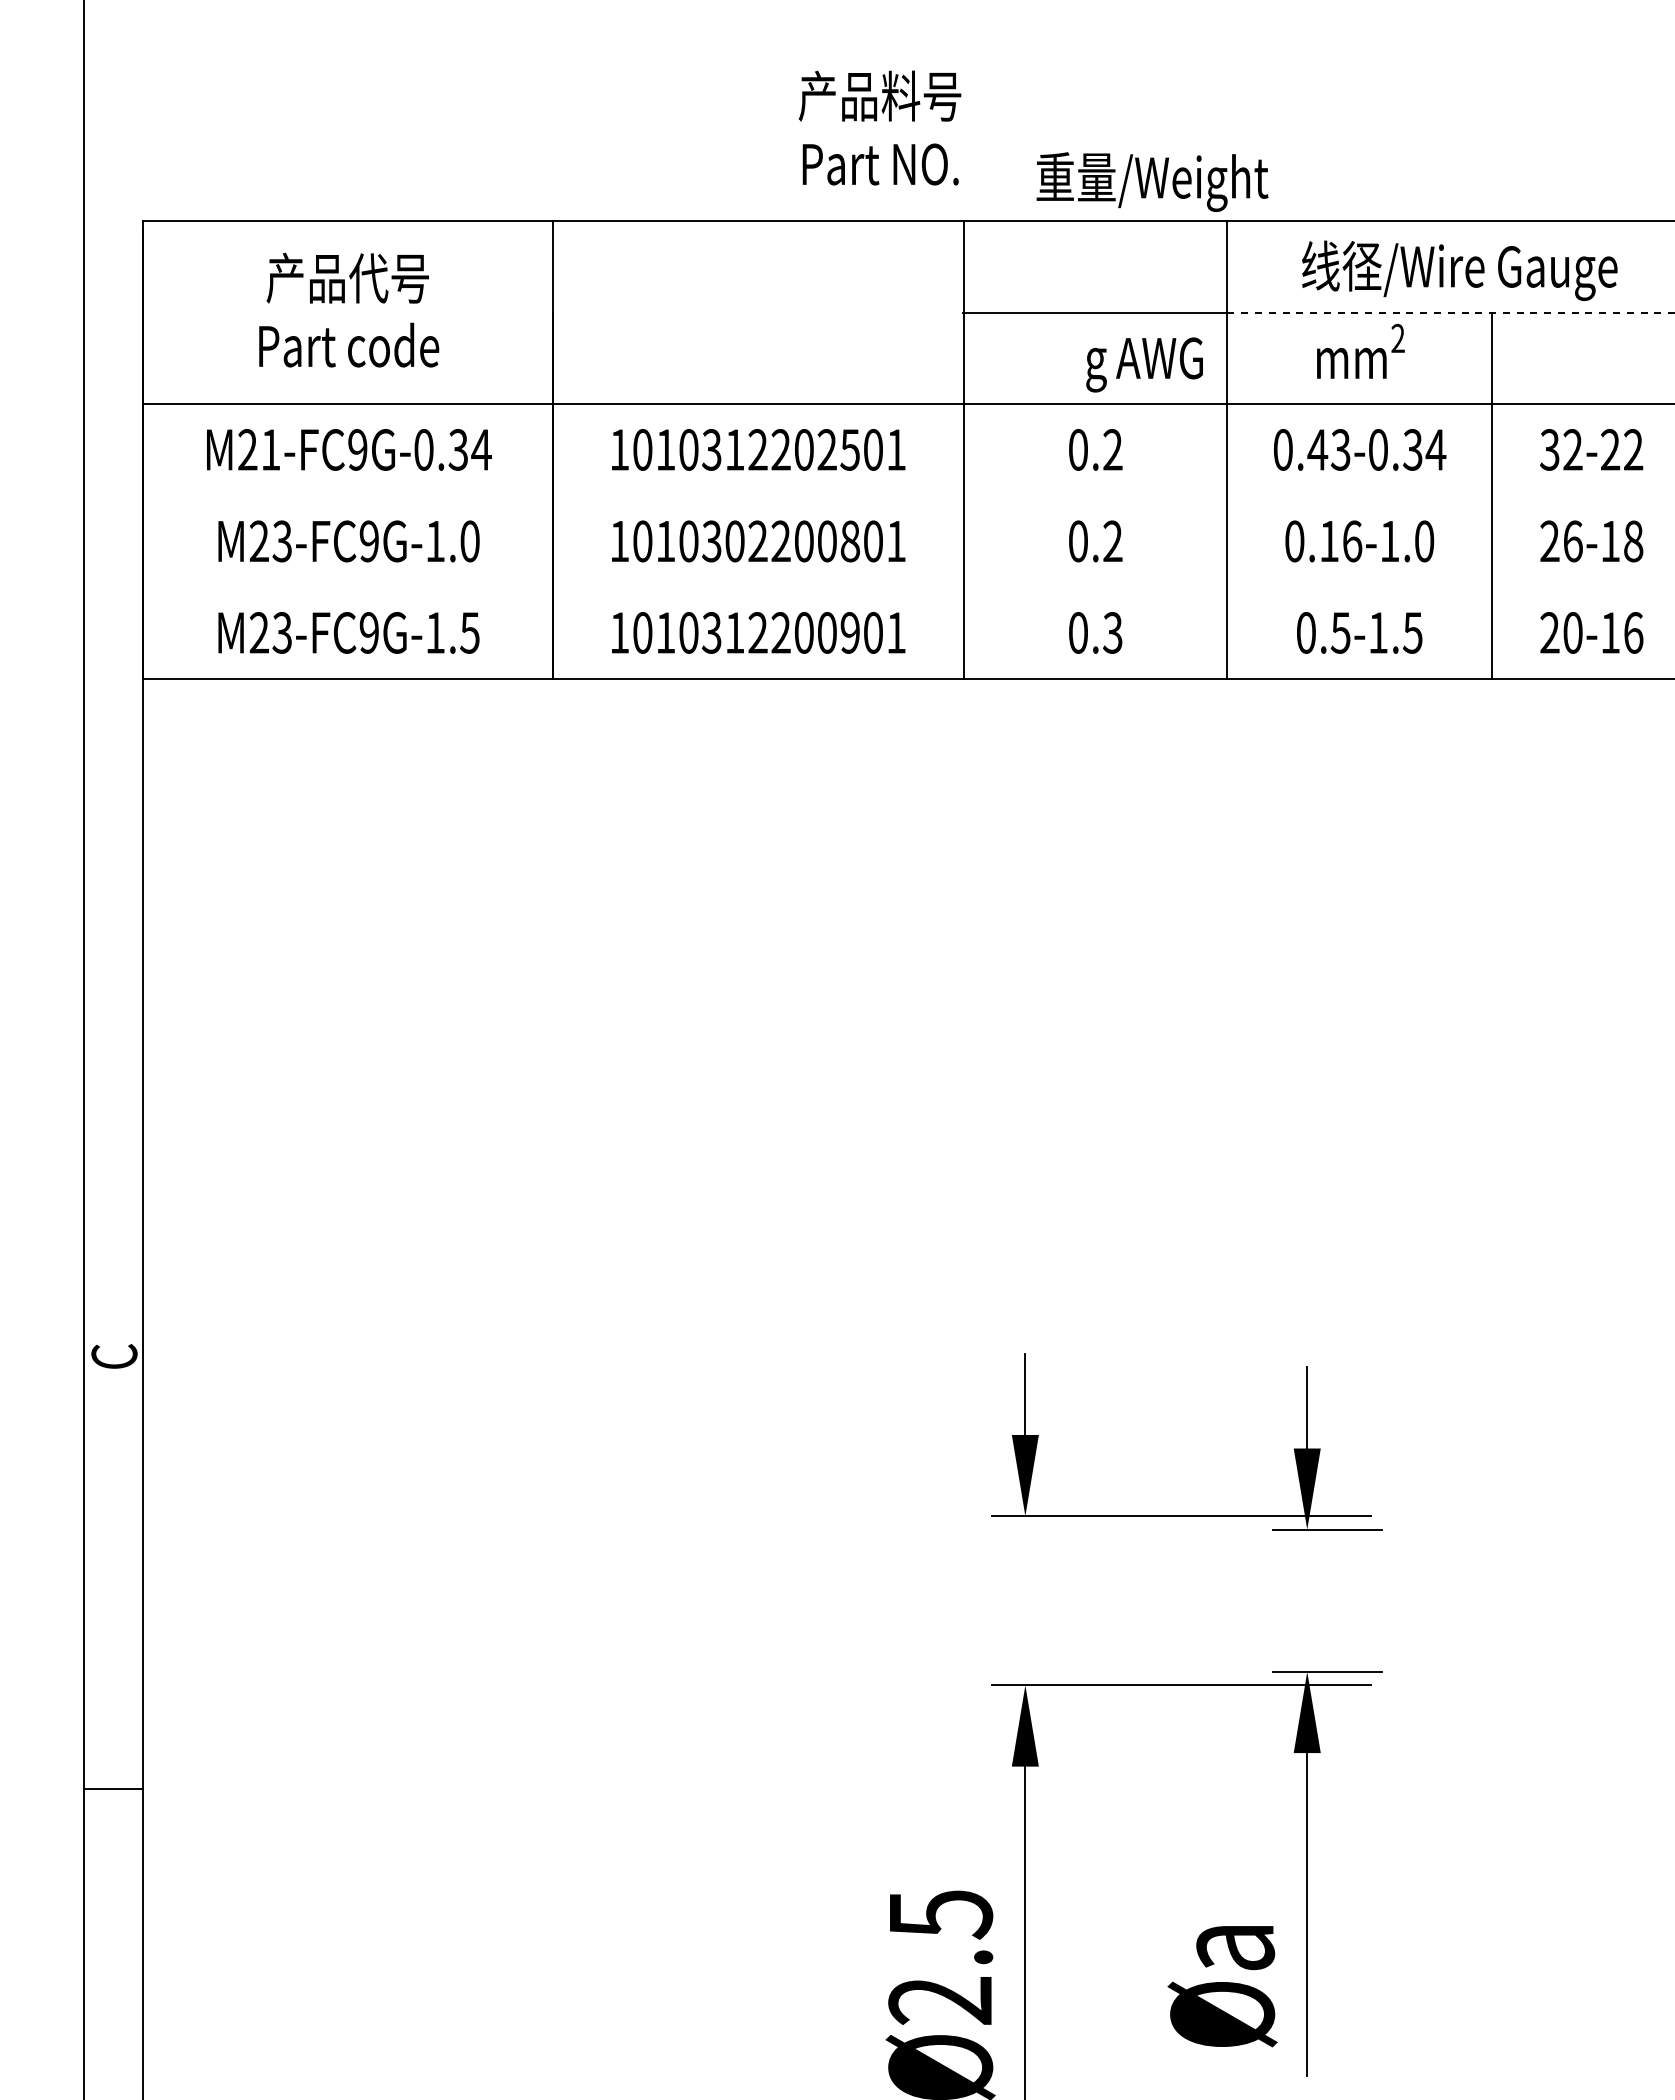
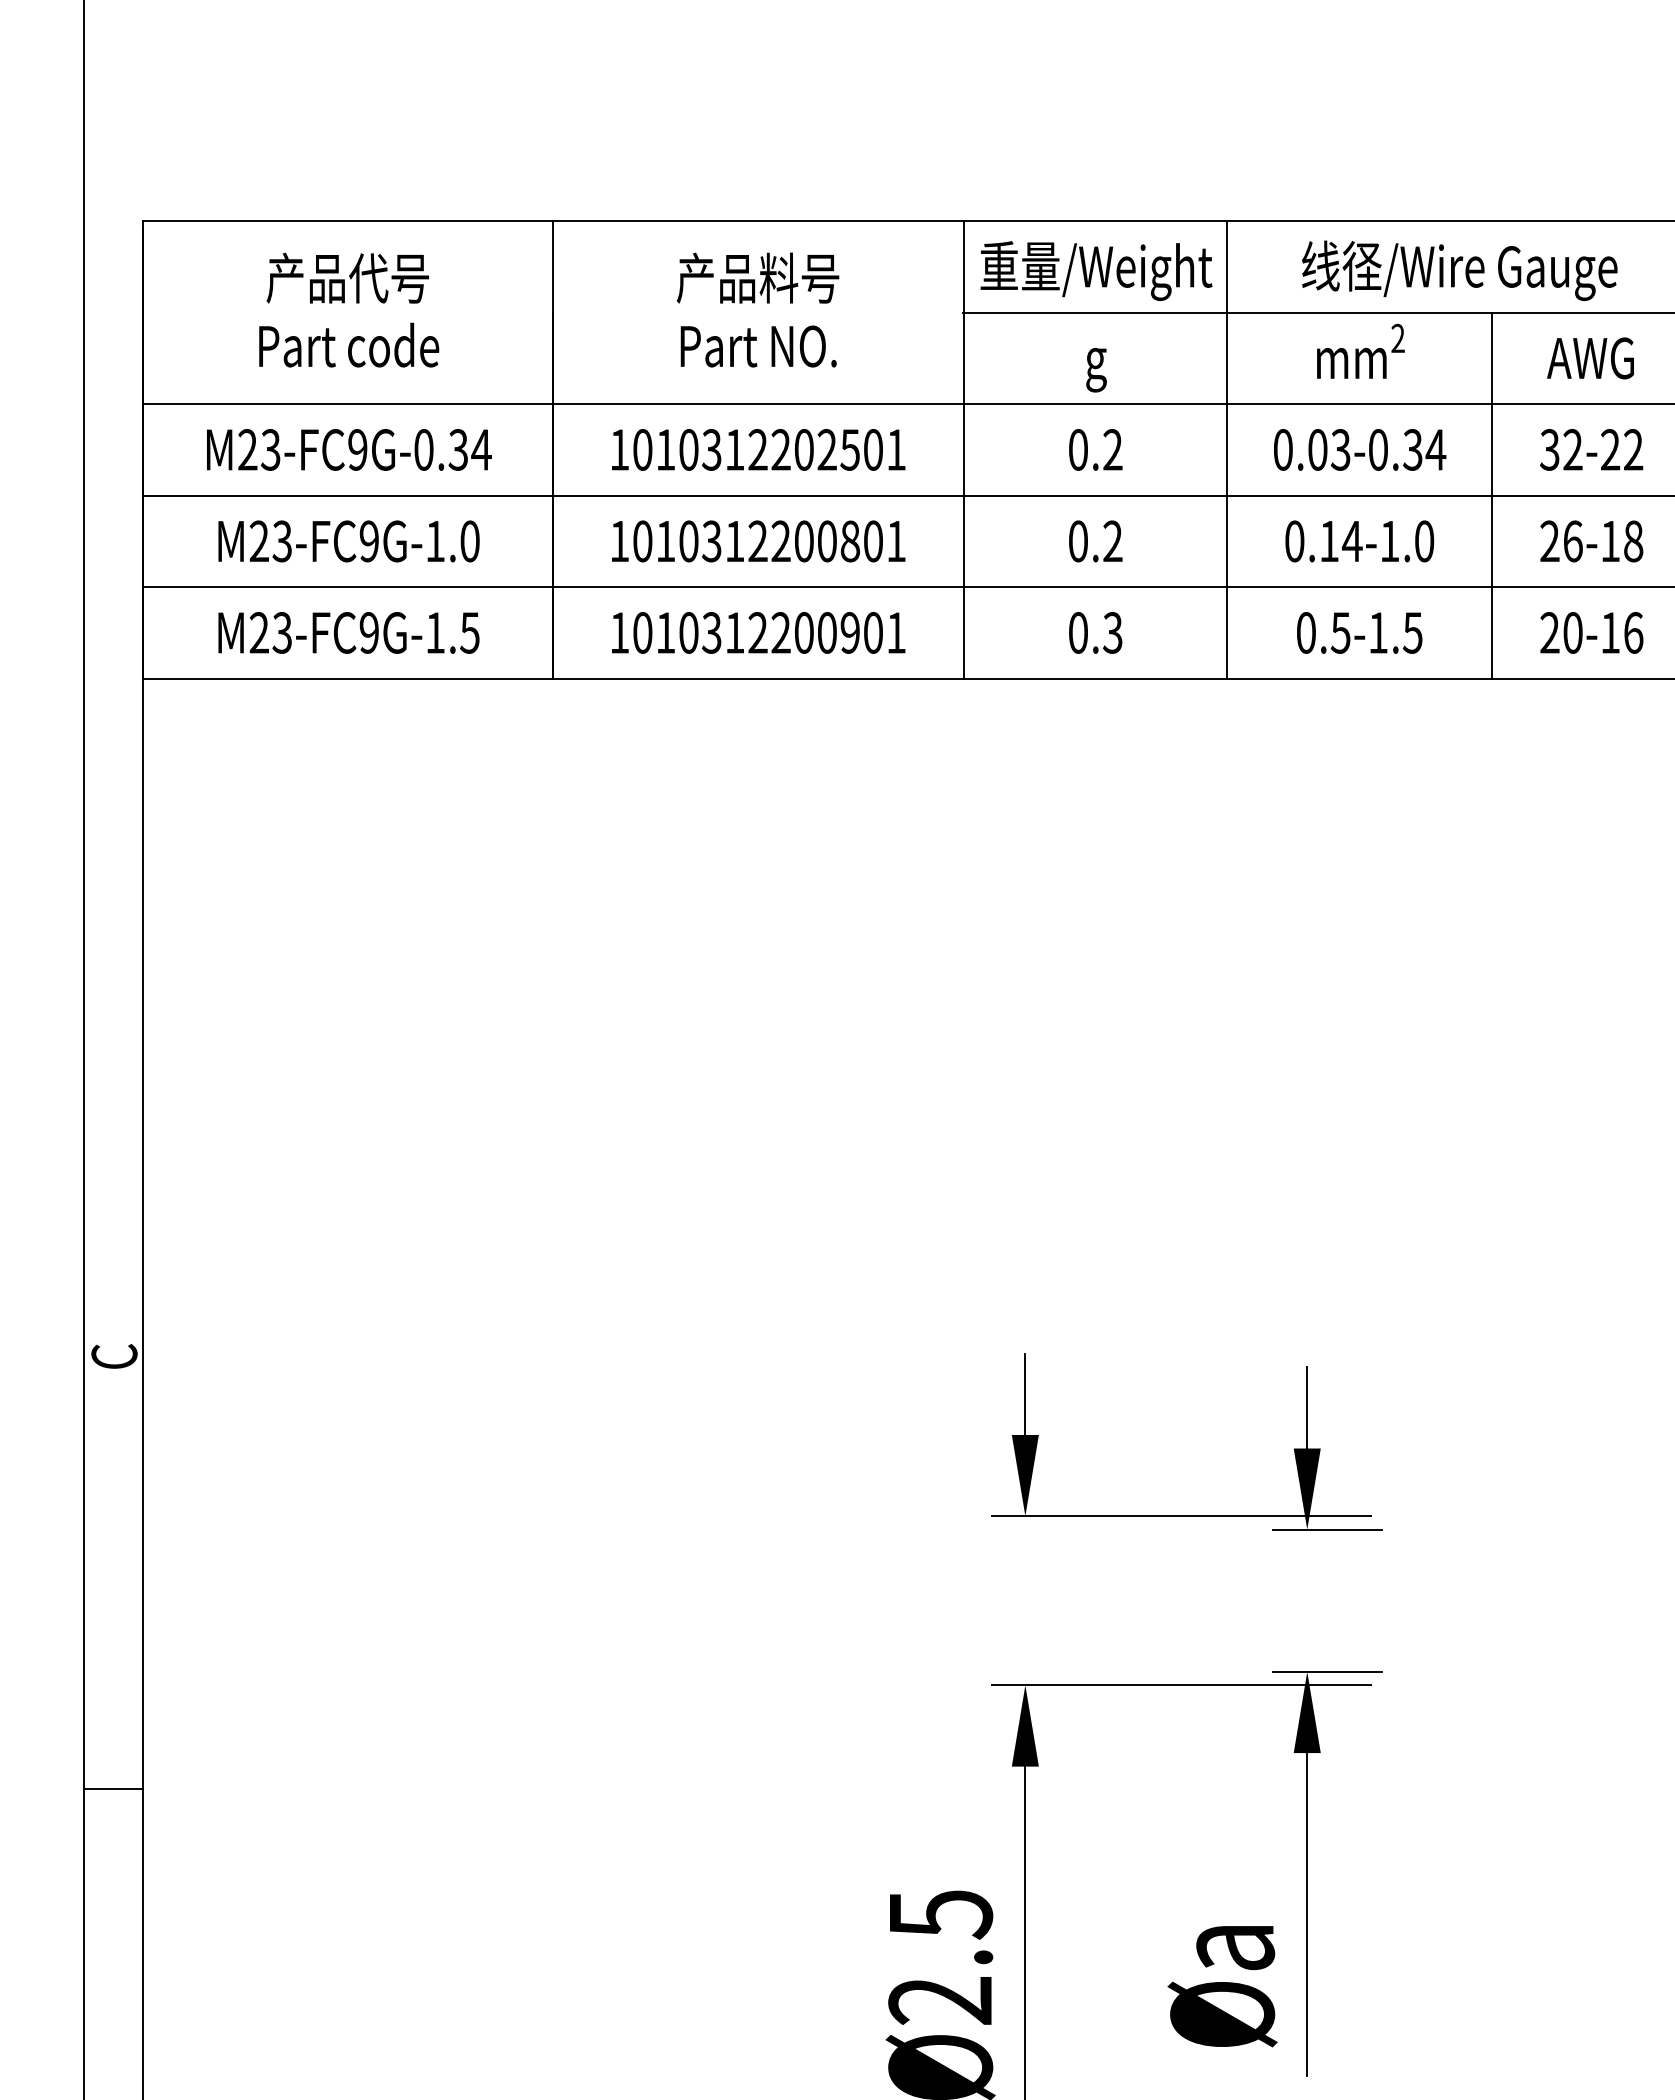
text position: (879, 127) -> (757, 309) (757, 309)
text position: (1152, 181) -> (1096, 270) (1096, 270)
line: dashed -> solid (1451, 312)
text position: (1159, 358) -> (1590, 358) (1590, 358)
text: M21-FC9G-0.34 -> M23-FC9G-0.34 (270, 449)
text: 0.43-0.34 -> 0.03-0.34 (1317, 449)
line: none -> present (907, 495)
text: 1010302200801 -> 1010312200801 (734, 541)
text: 0.16-1.0 -> 0.14-1.0 (1351, 541)
line: none -> present (907, 587)
